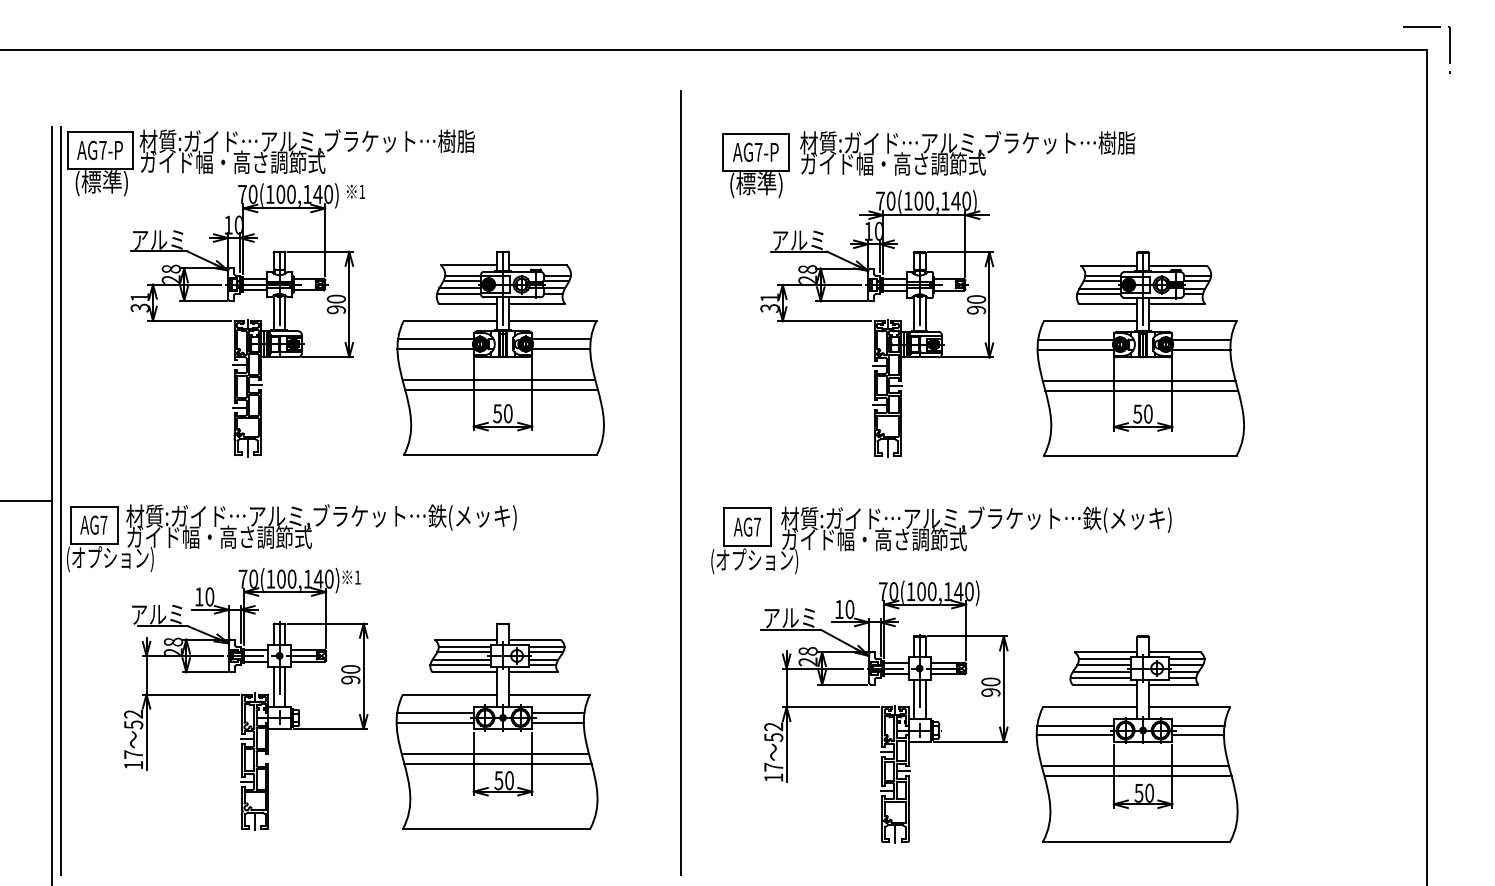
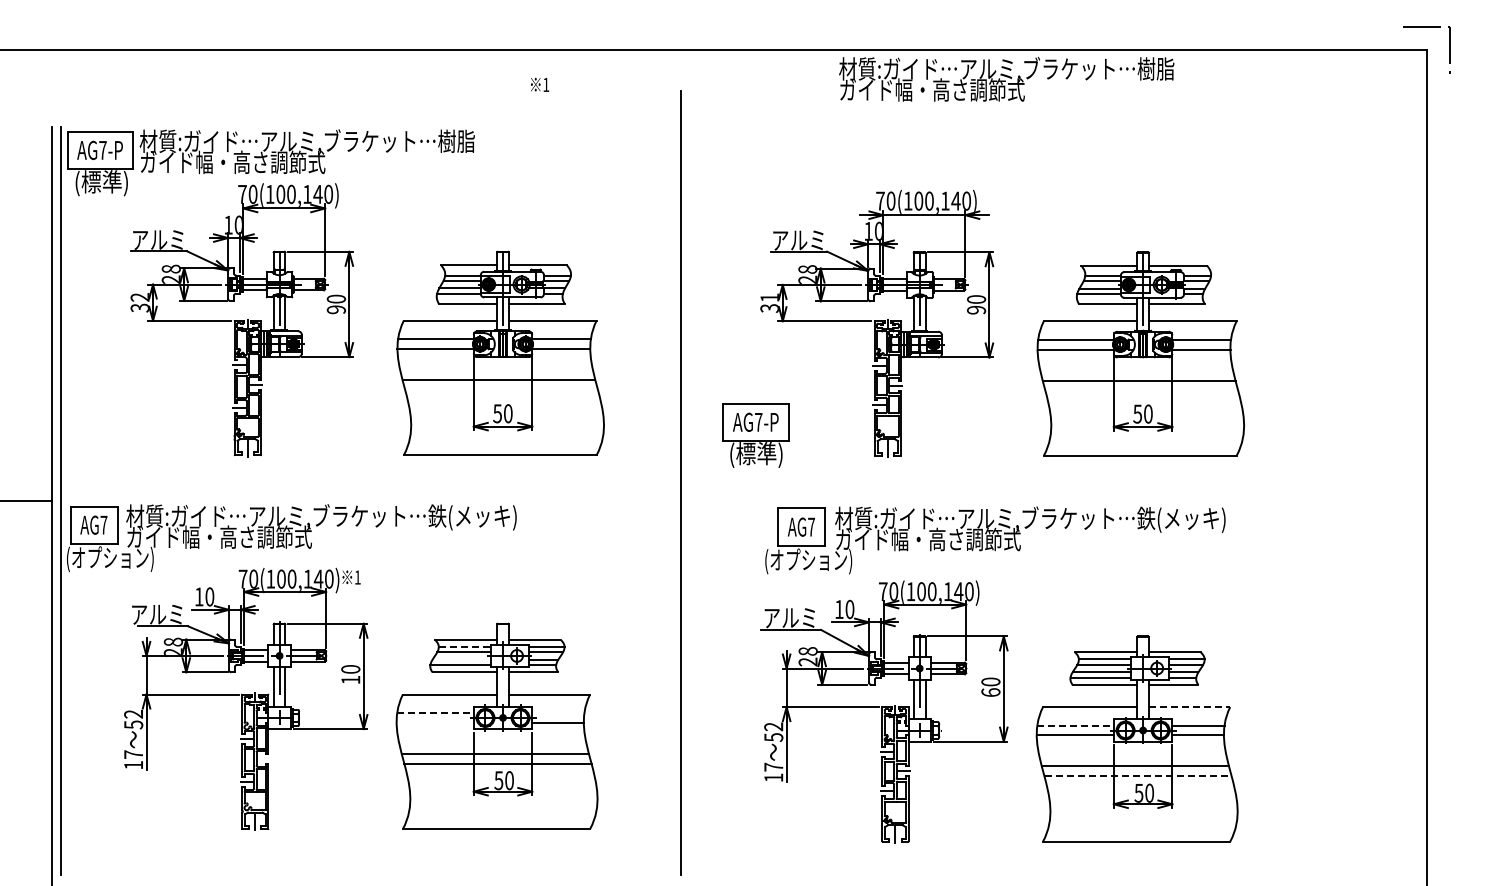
text position: (967, 153) -> (1006, 79) (1006, 79)
part position: (755, 165) -> (755, 435) (755, 435)
text position: (356, 191) -> (540, 84) (540, 84)
text: 31 -> 32 (139, 297)
line: present -> none (501, 390)
line: present -> none (1141, 390)
part position: (941, 540) -> (995, 540) (995, 540)
line: solid -> dashed (465, 646)
line: present -> none (461, 659)
text: 90 -> 10 (350, 679)
text: 90 -> 60 (990, 692)
line: solid -> dashed (1189, 707)
line: solid -> dashed (436, 712)
line: present -> none (558, 712)
line: present -> none (434, 722)
line: solid -> dashed (1076, 725)
line: solid -> dashed (1138, 776)
